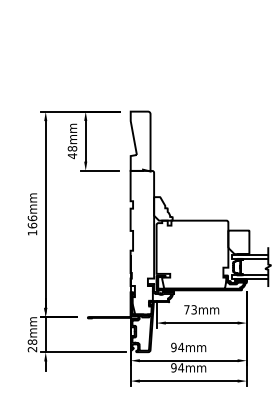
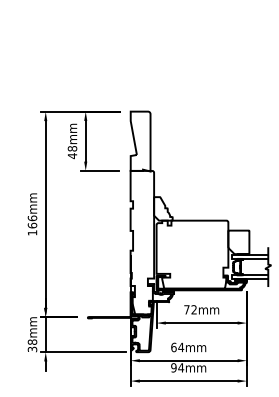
text: 73mm -> 72mm (193, 309)
text: 94mm -> 64mm (173, 347)
text: 28mm -> 38mm (32, 349)
